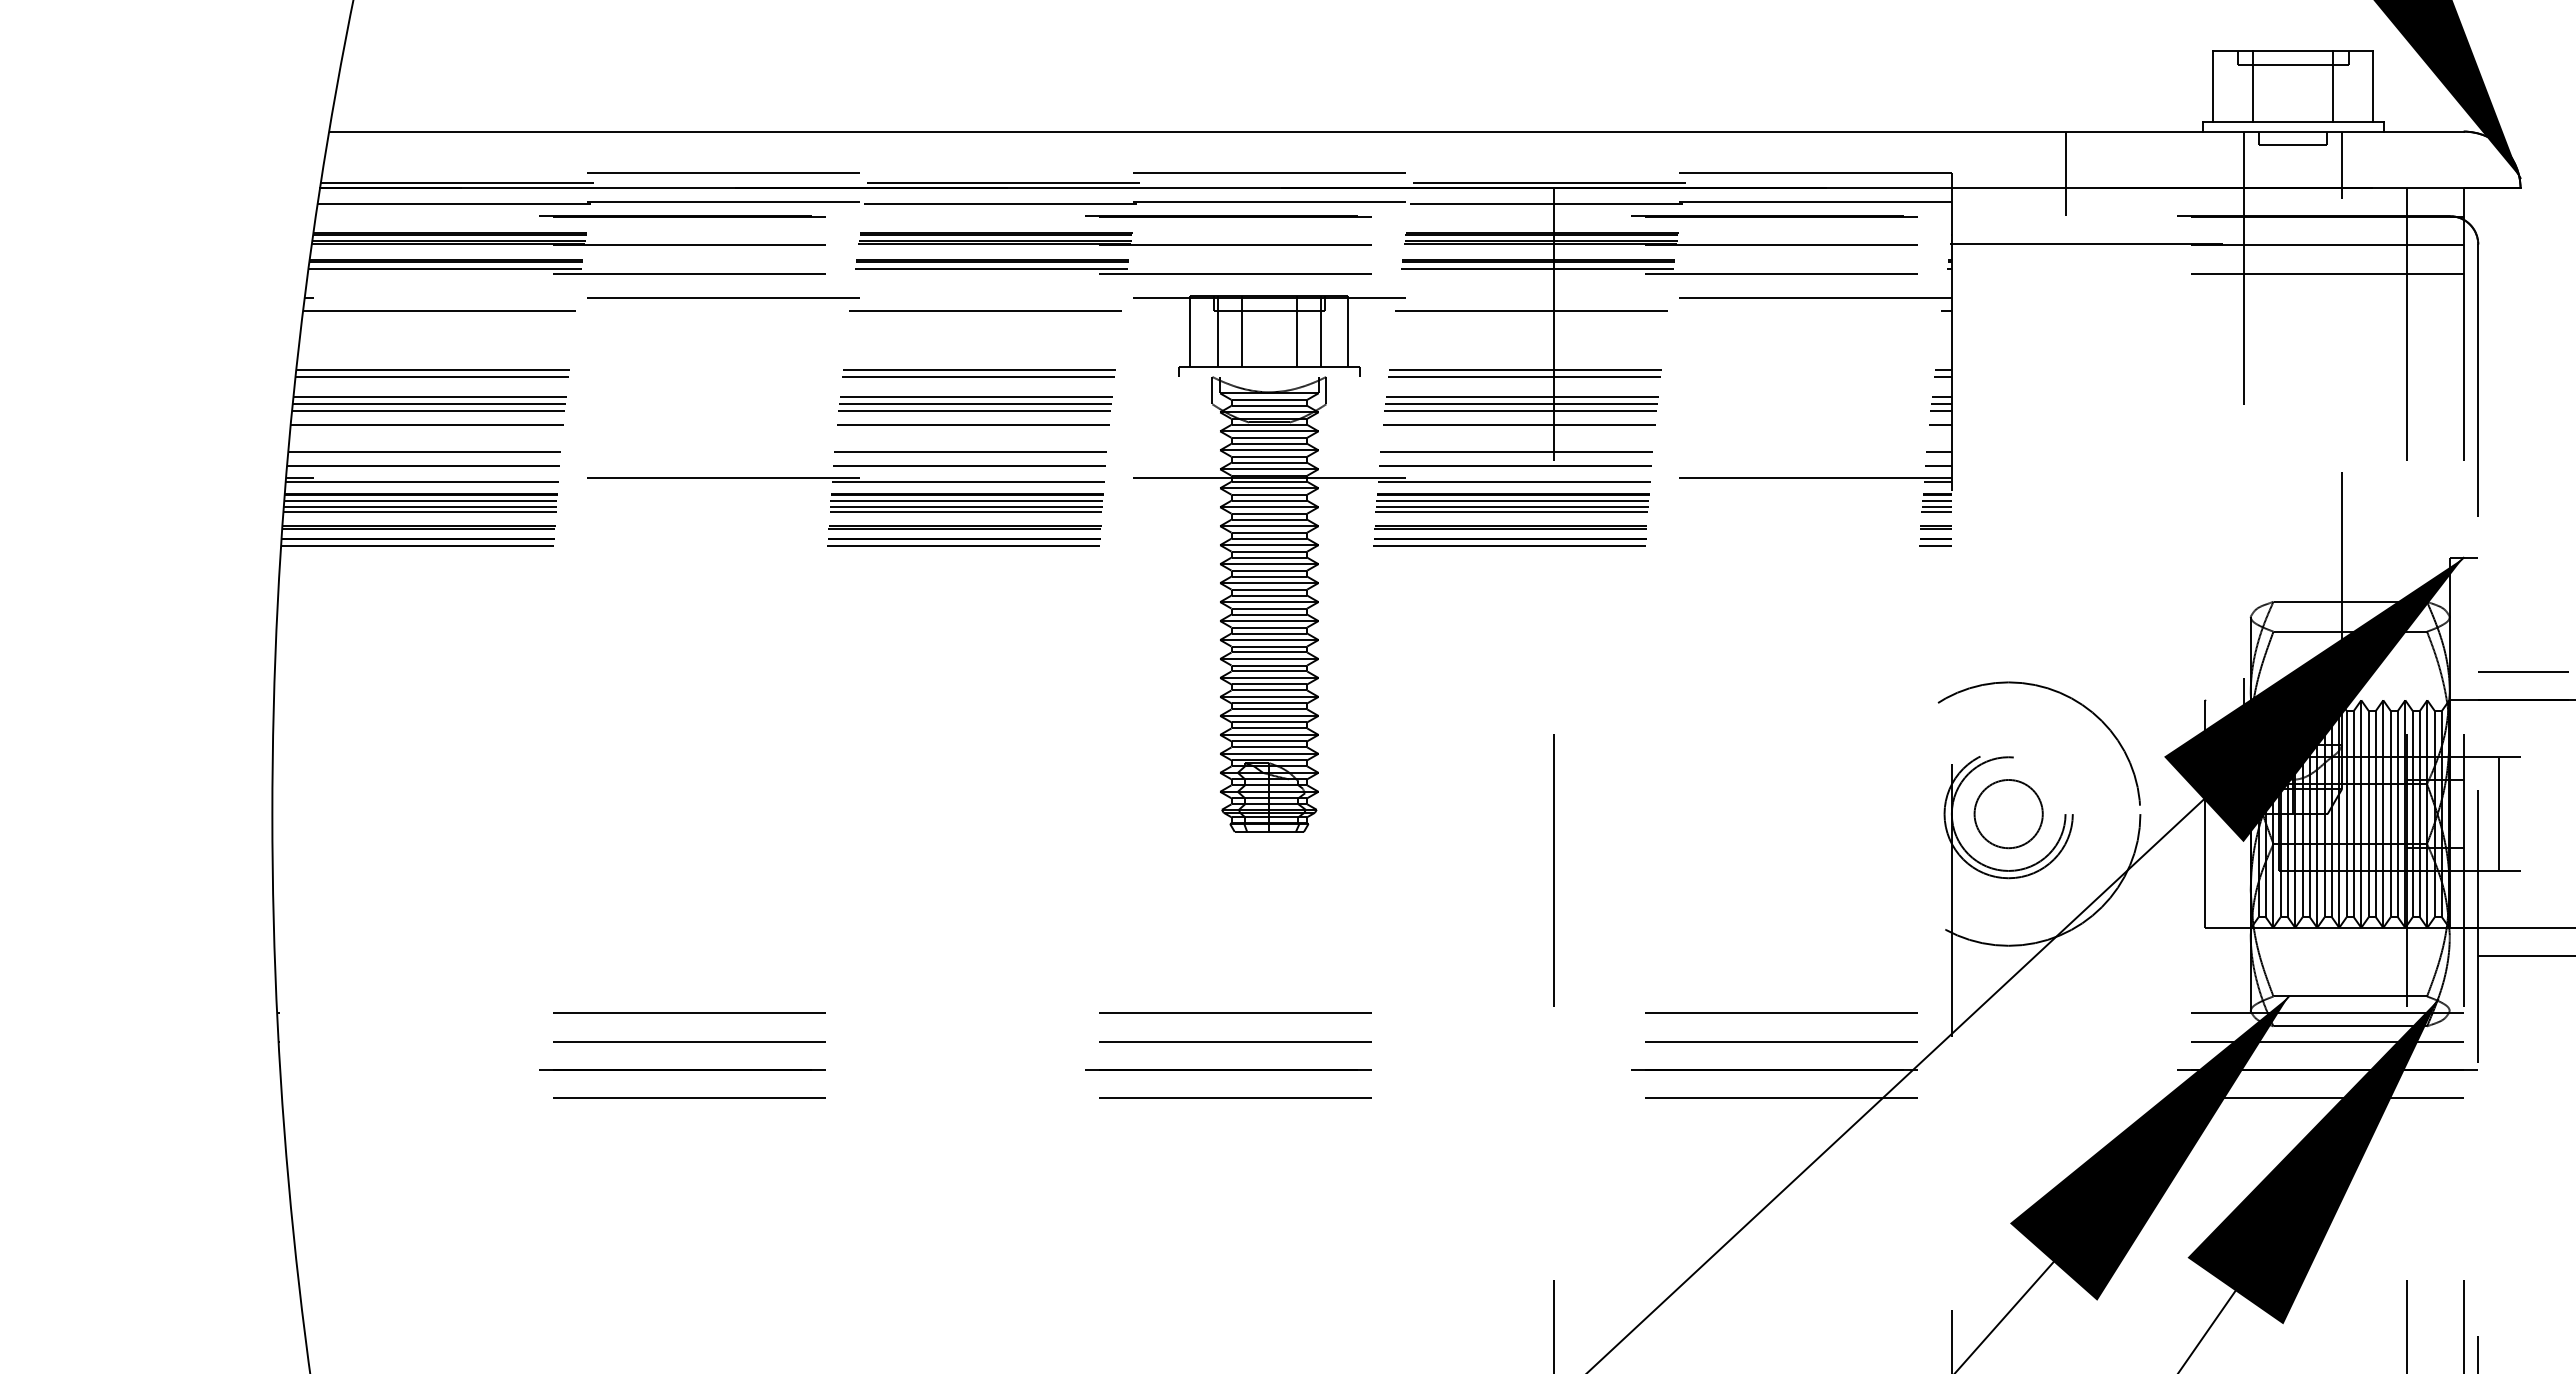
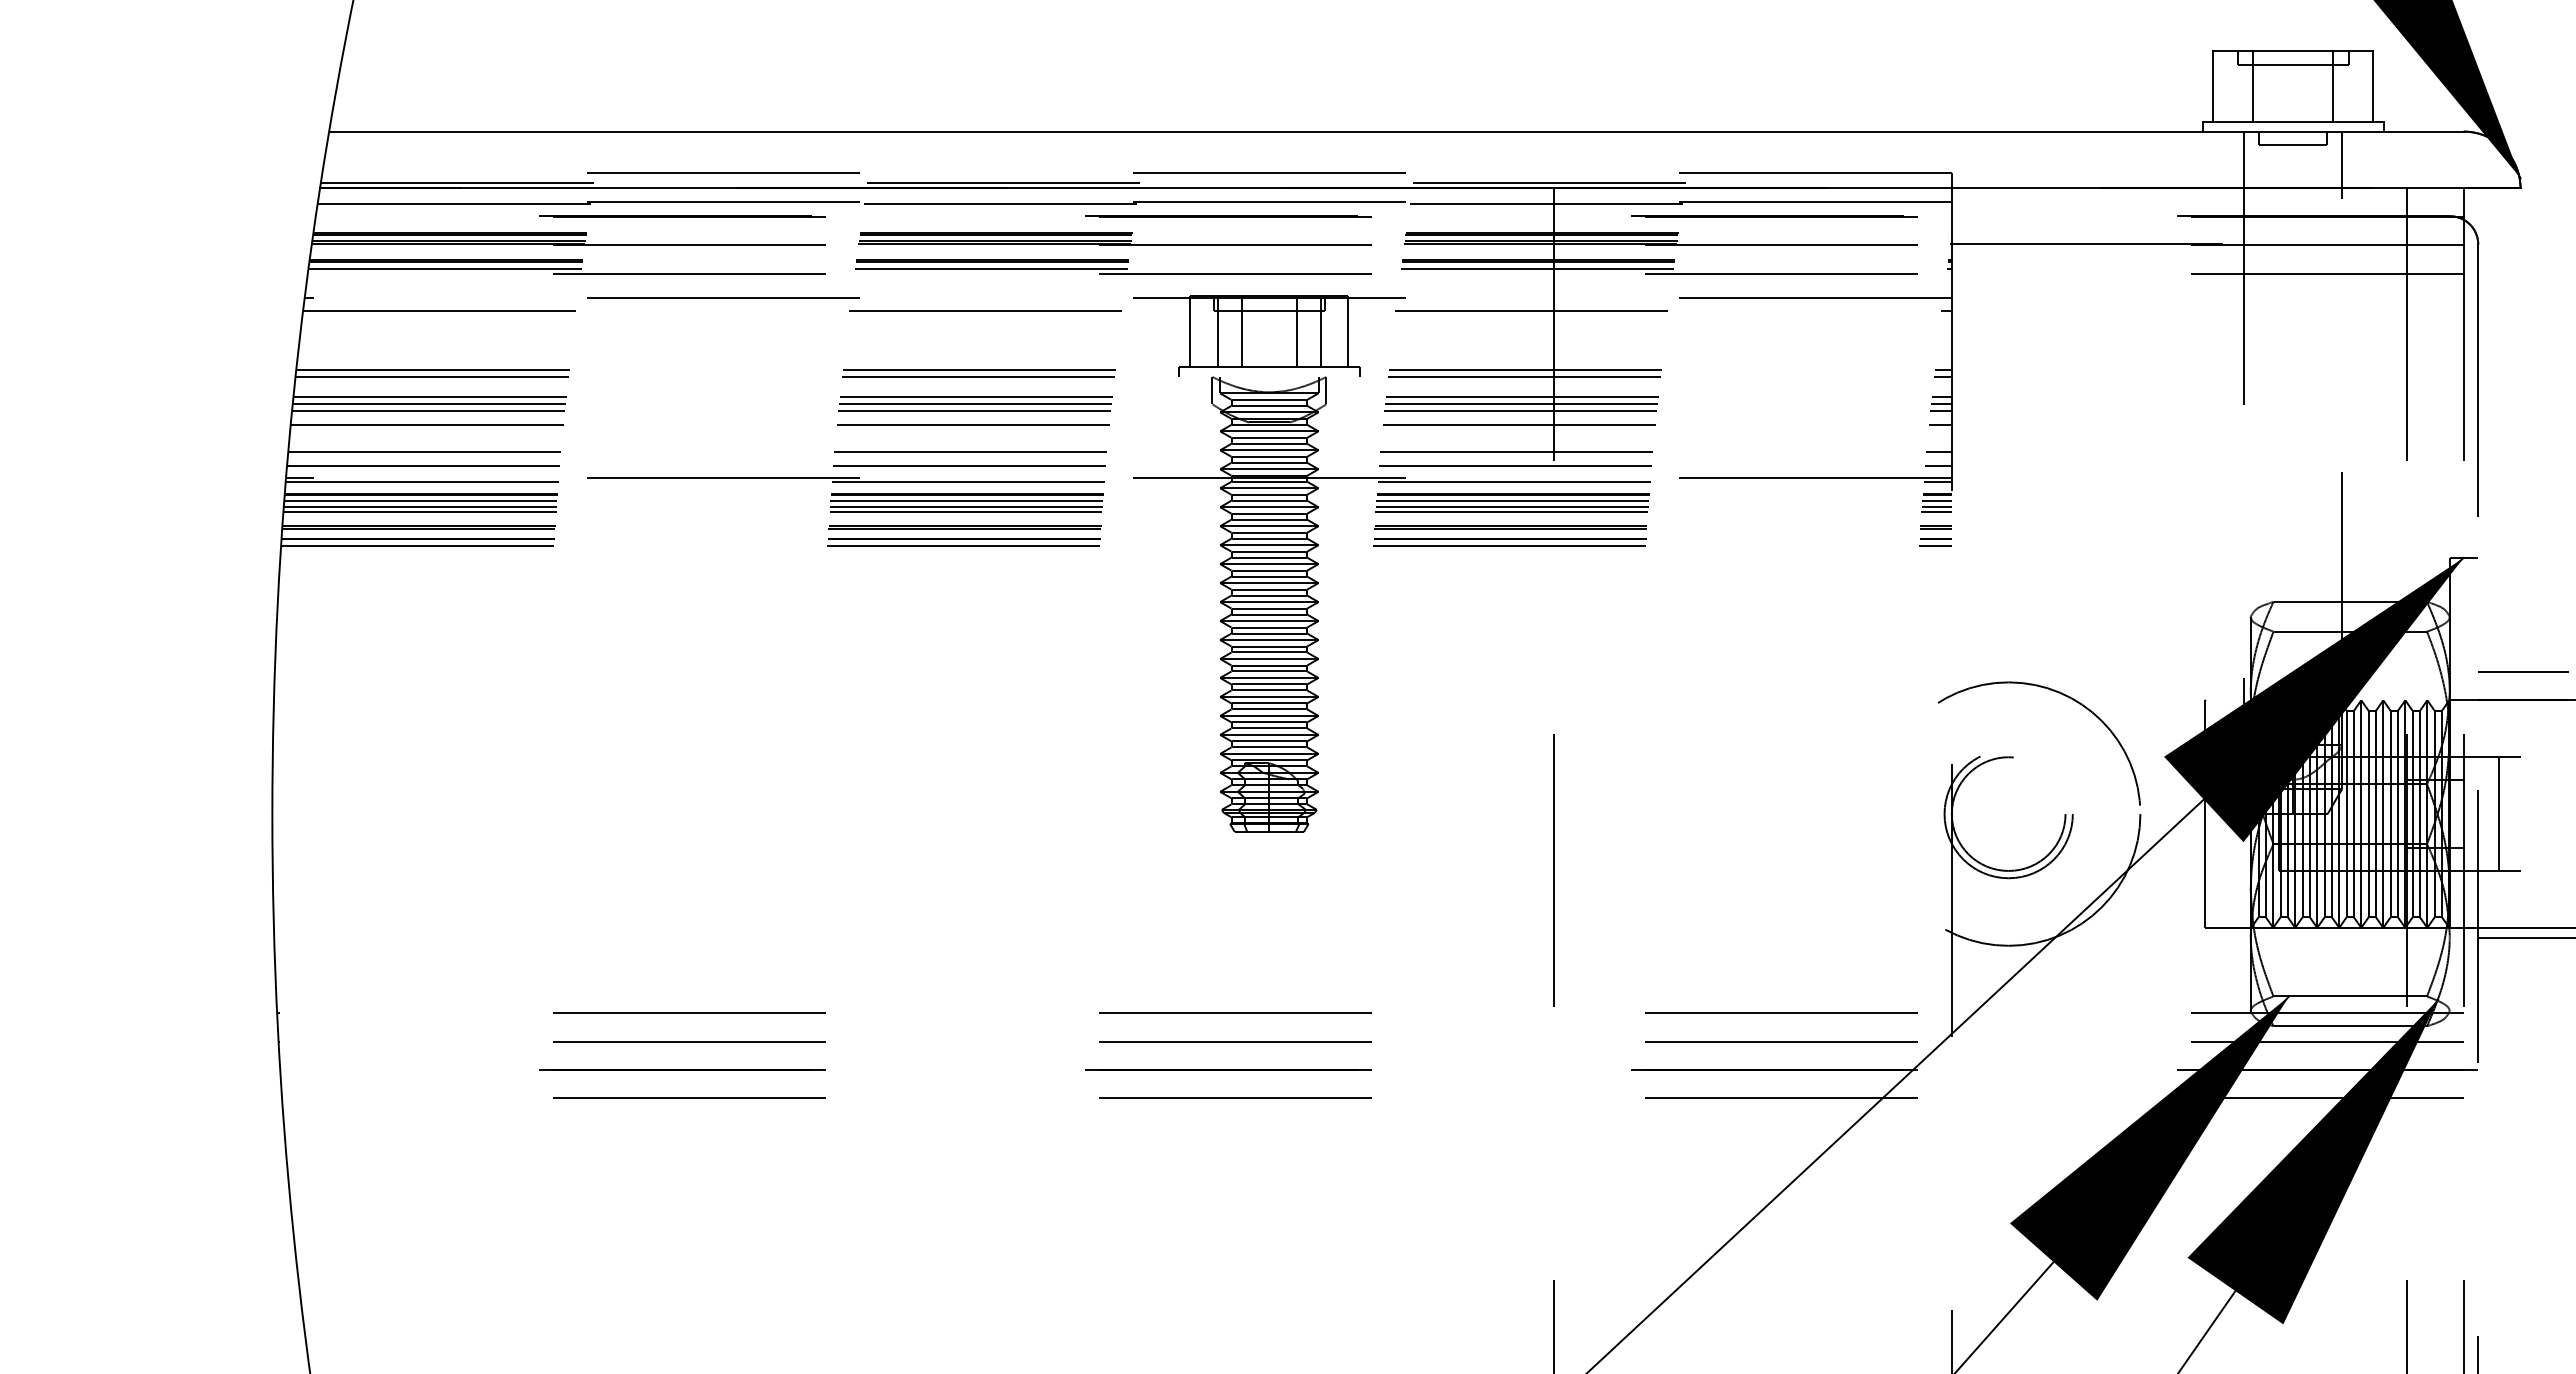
line: present -> none (2065, 173)
circle: present -> none (2008, 814)
line position: (2525, 956) -> (2525, 938) (2525, 938)
